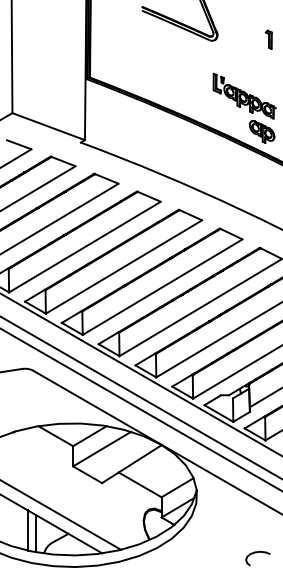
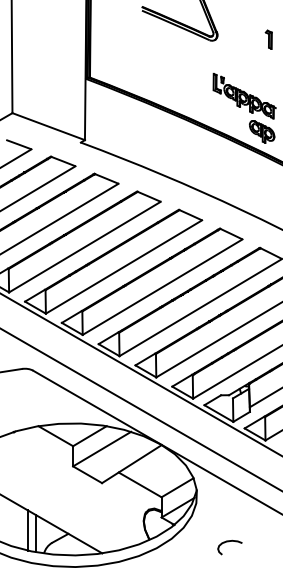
line: present -> none (140, 397)
line: present -> none (61, 515)
curve position: (256, 553) -> (228, 542) (228, 542)
